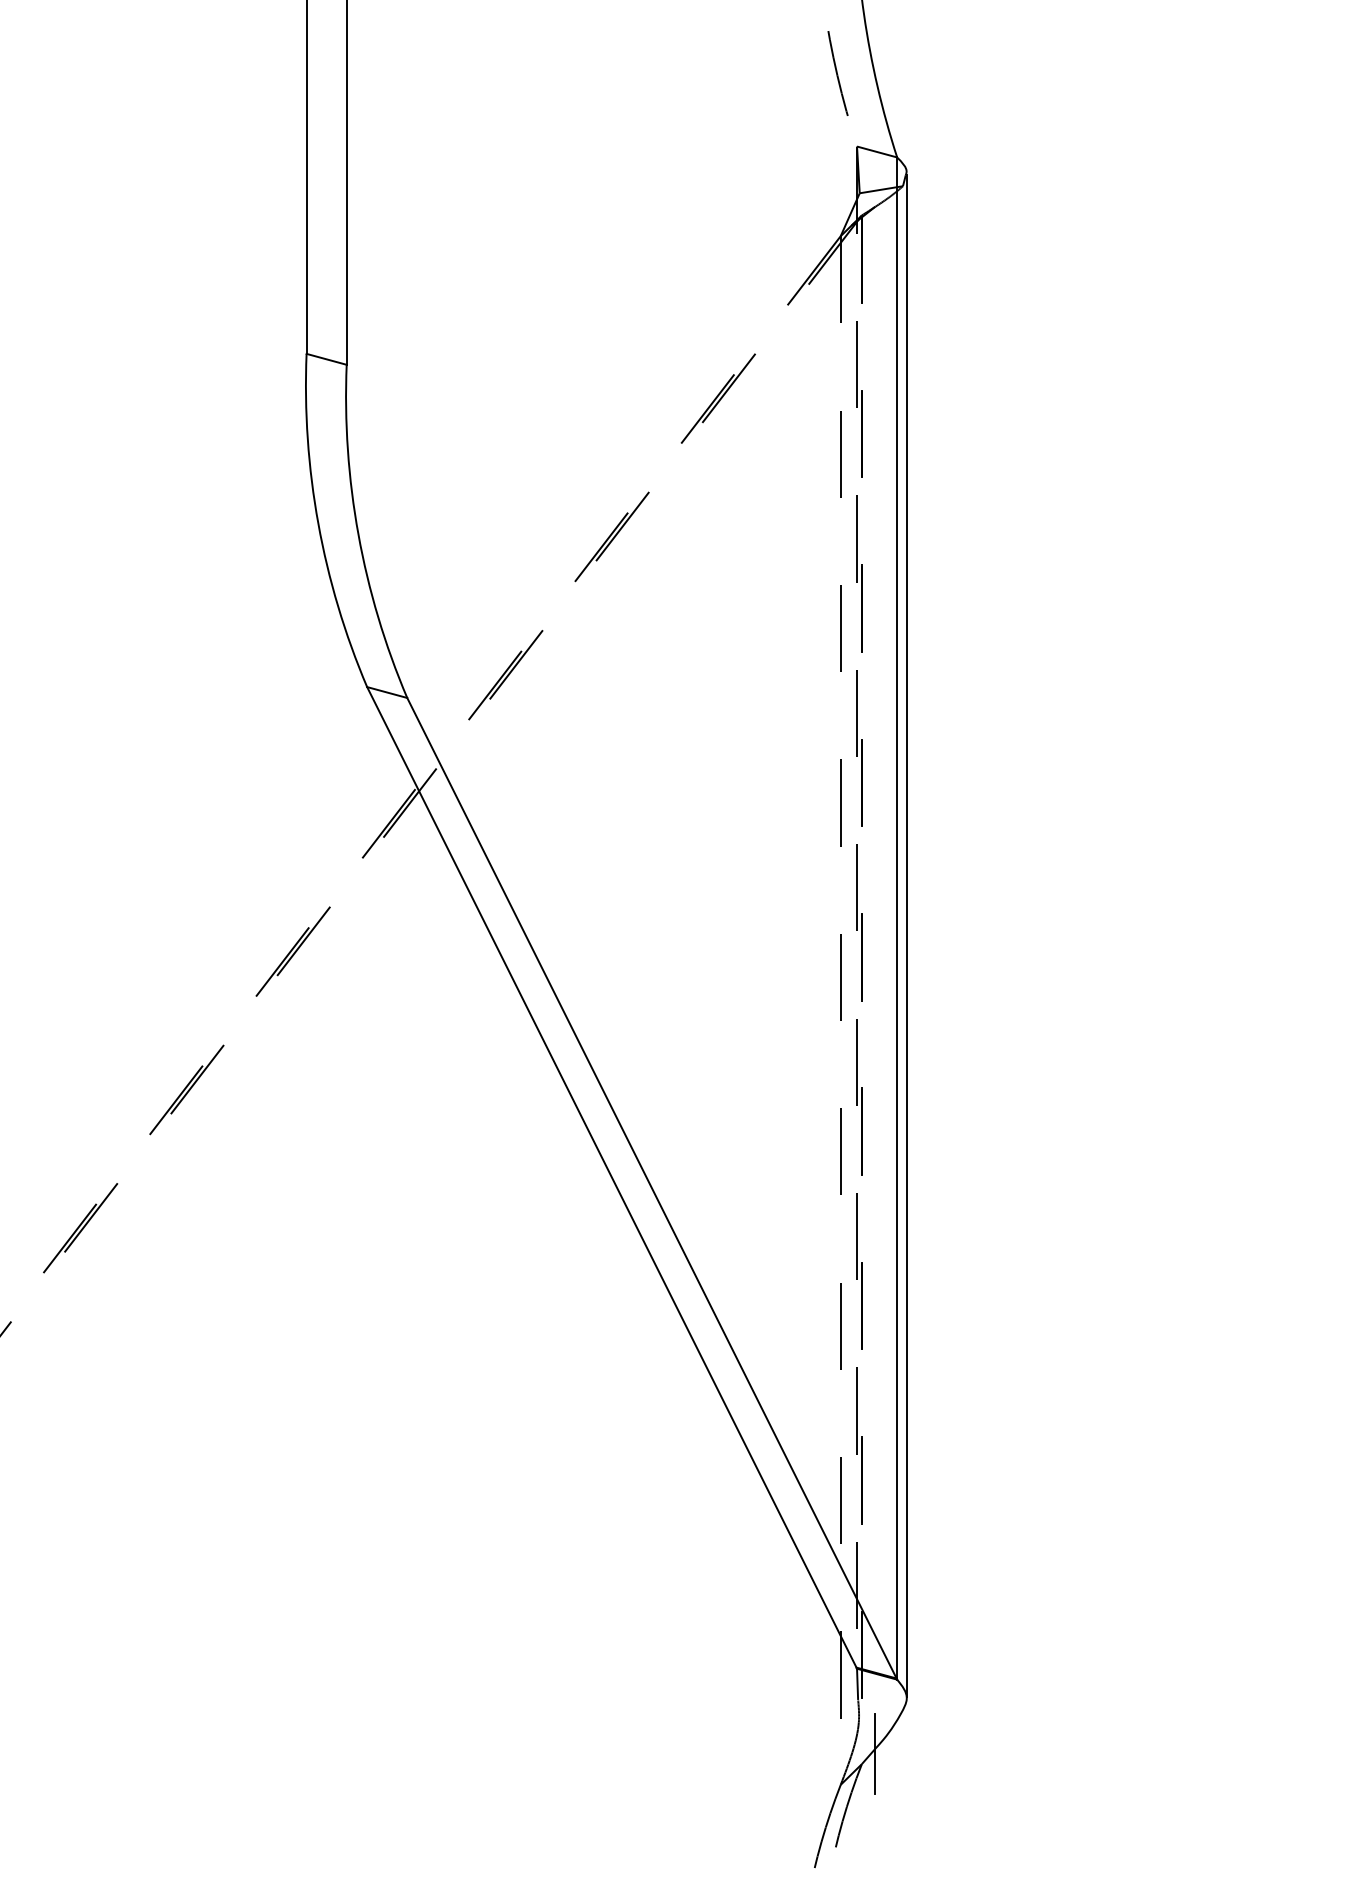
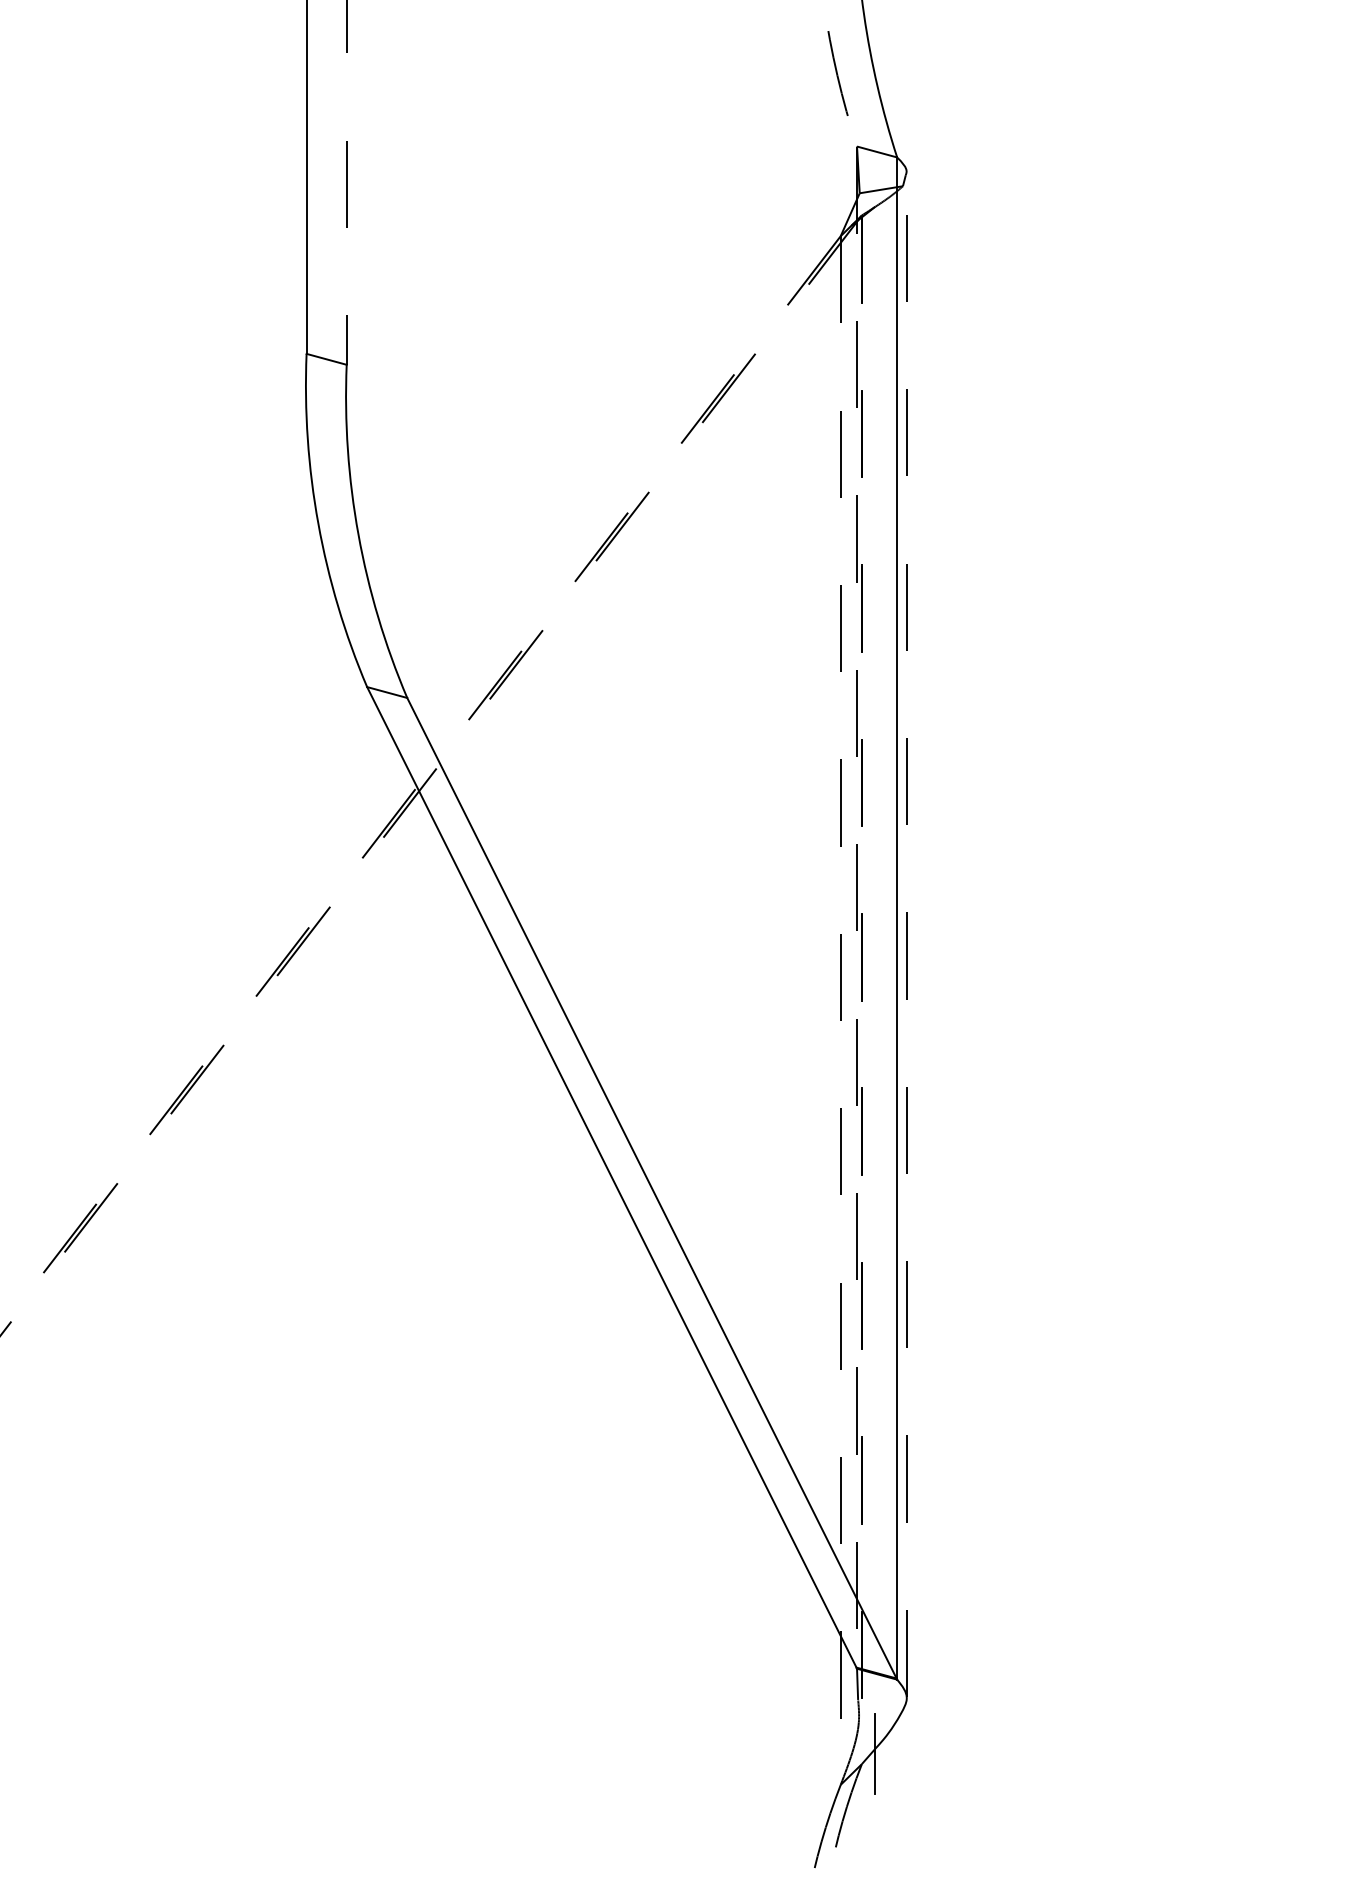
line: solid -> dashed (346, 182)
line: solid -> dashed (906, 936)
